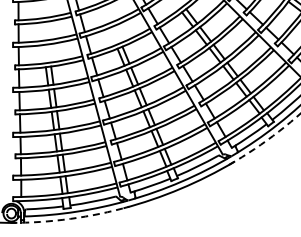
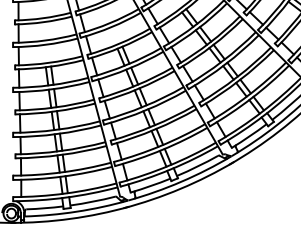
arc: dashed -> solid (267, 140)
arc: dashed -> solid (70, 218)
